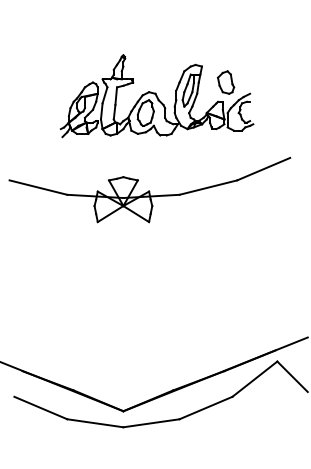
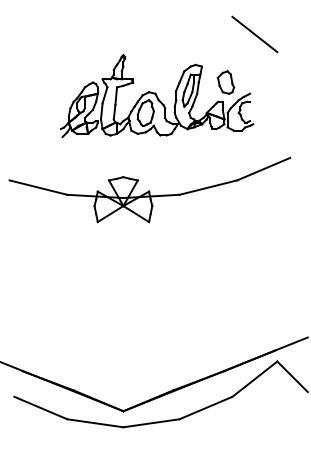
line: none -> present (254, 34)
